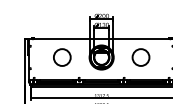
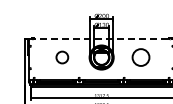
line: solid -> dashed (100, 39)
circle size: 19x19 px -> 15x15 px (62, 57)
